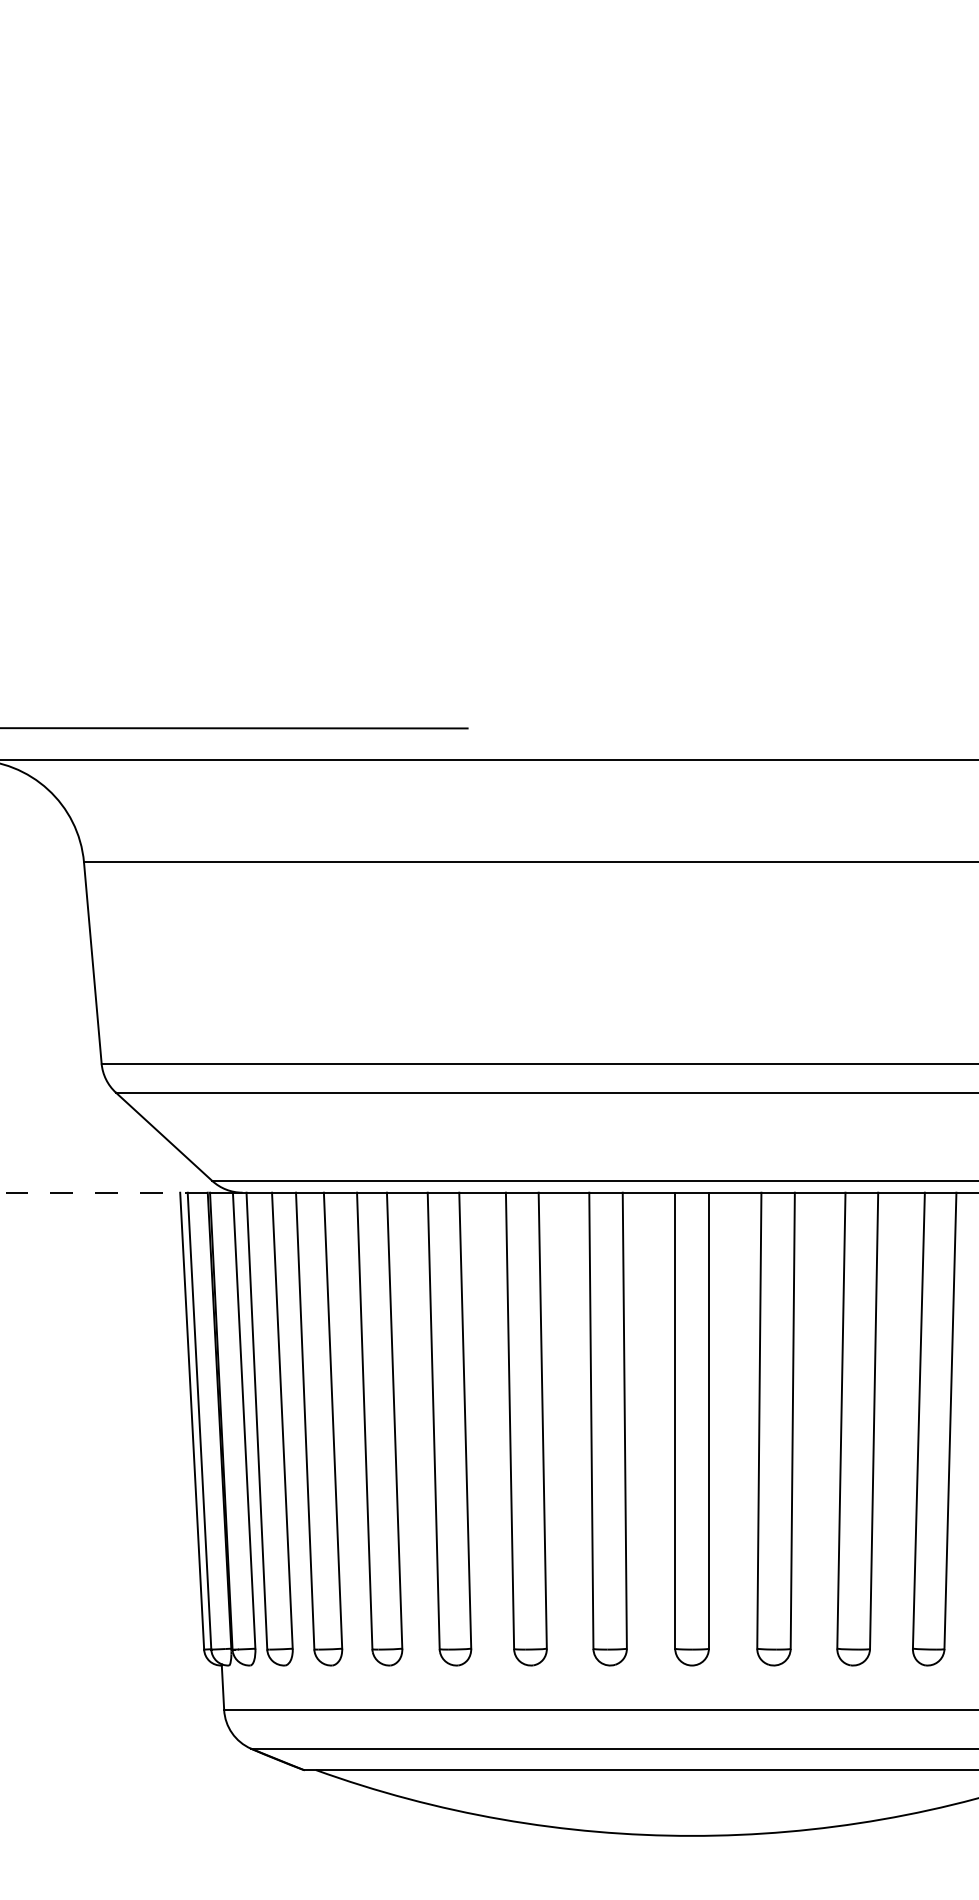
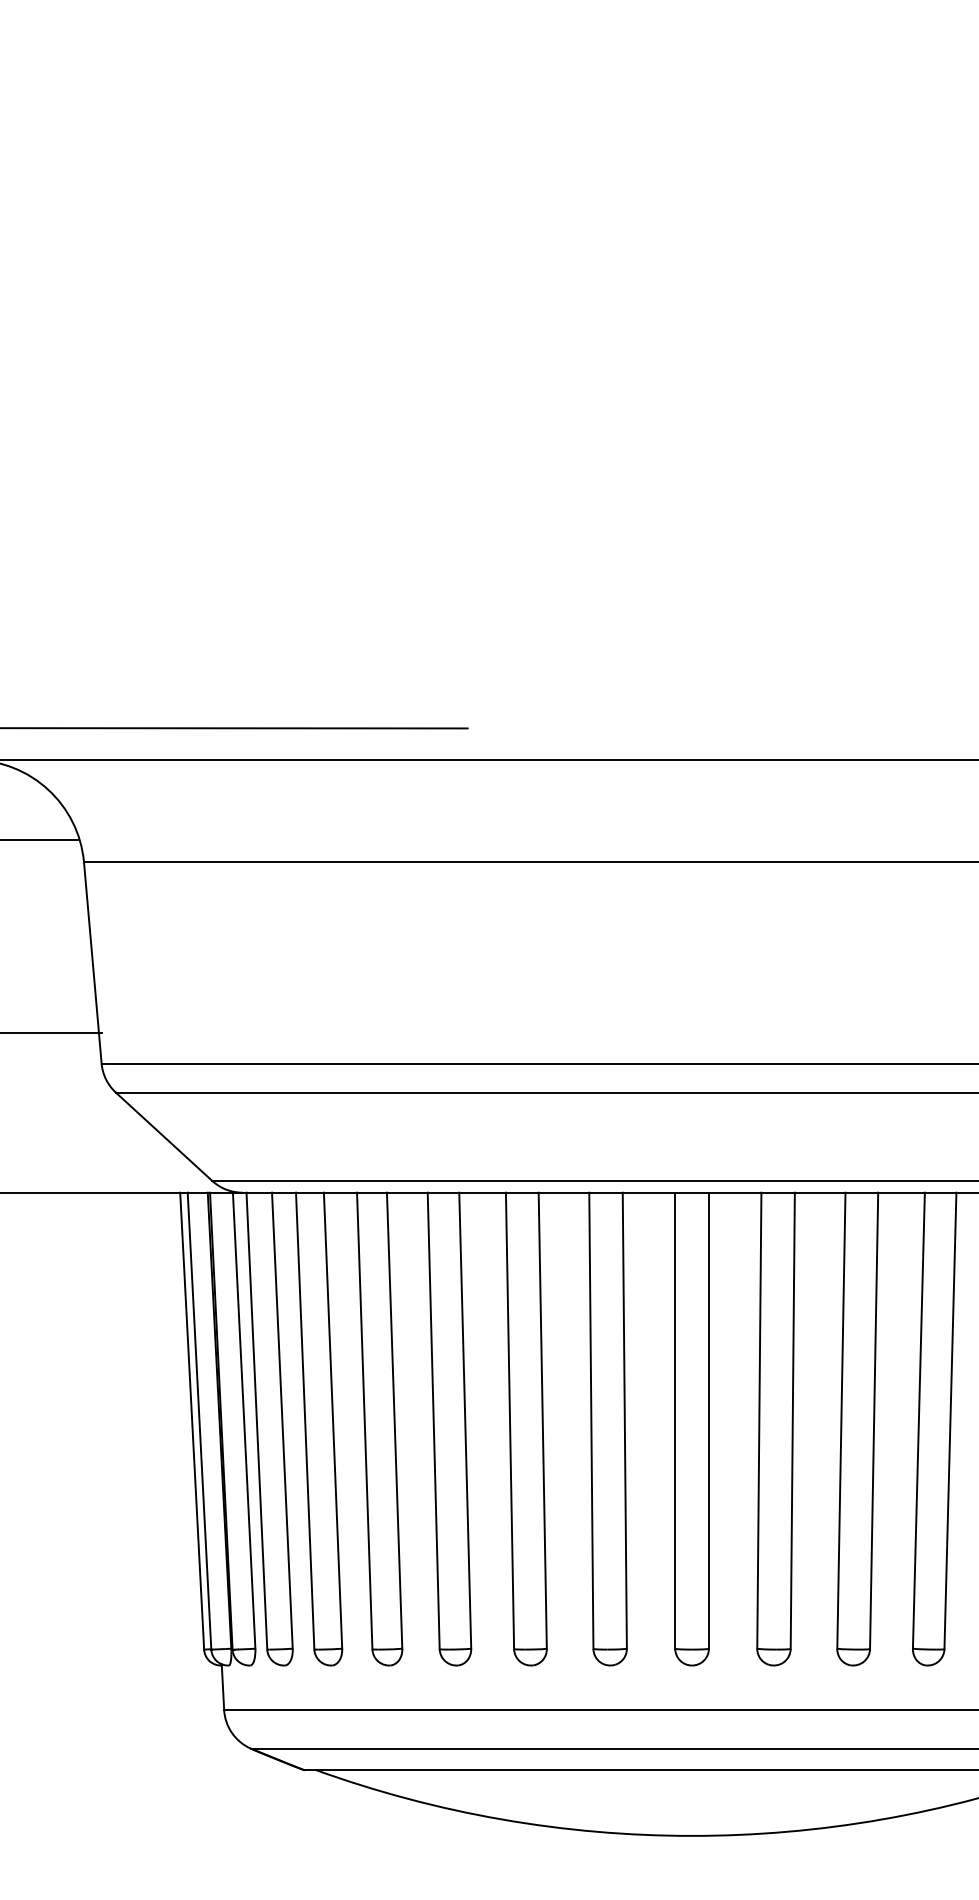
line: none -> present (40, 839)
line: none -> present (51, 1033)
line: dashed -> solid (104, 1192)
